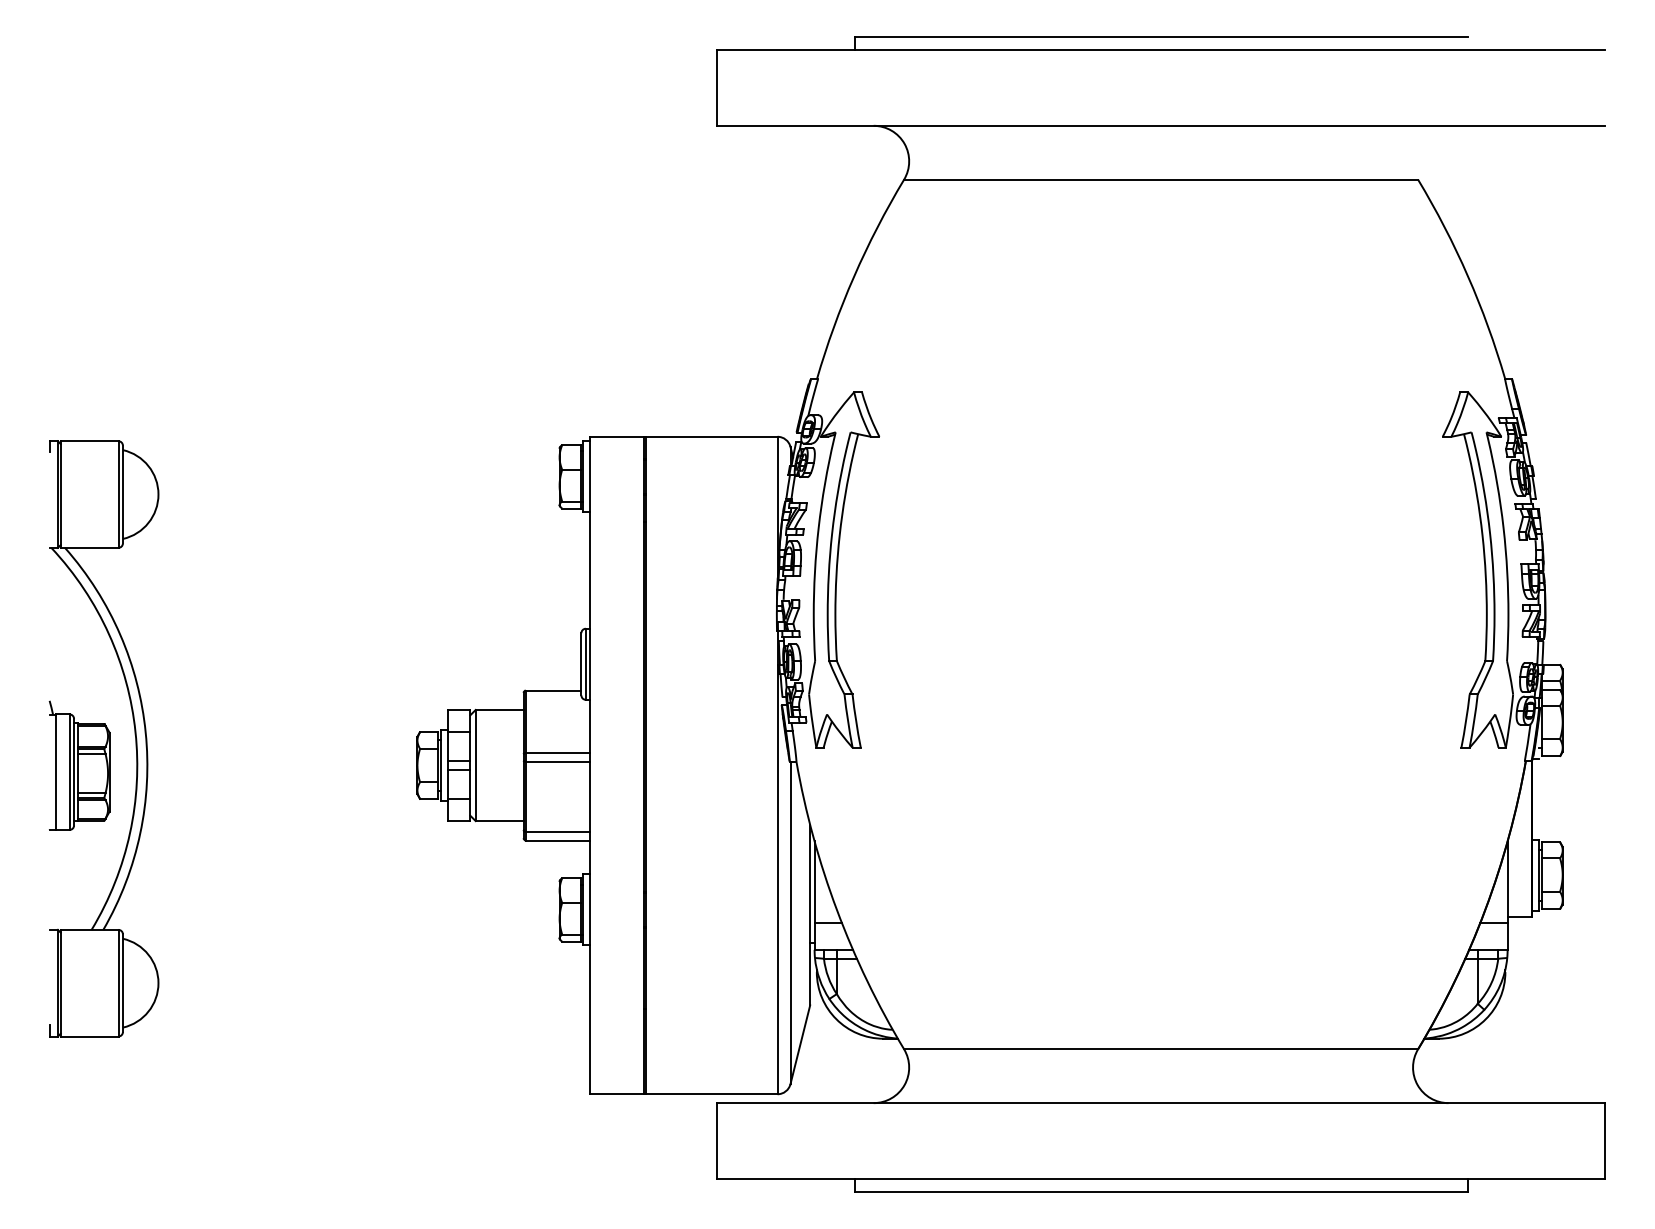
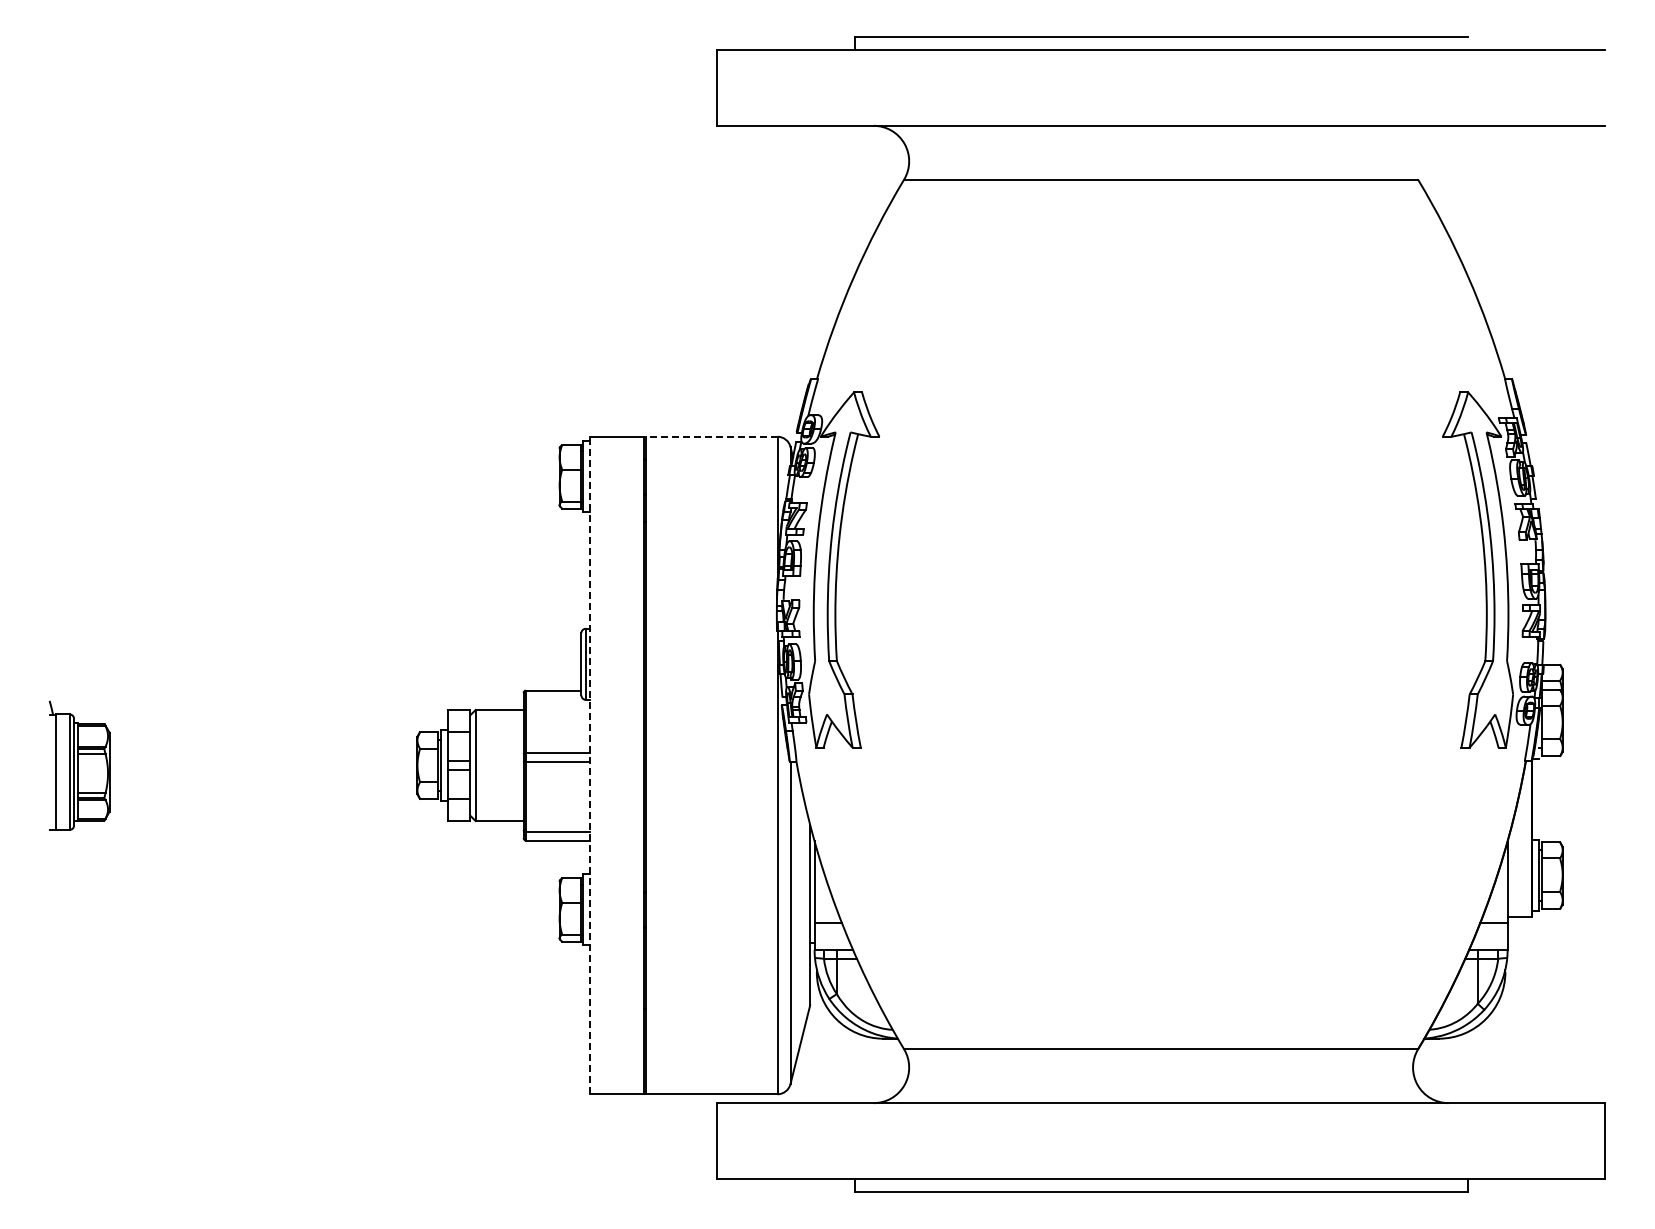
line: solid -> dashed (711, 436)
part: present -> none (134, 734)
line: solid -> dashed (590, 765)
